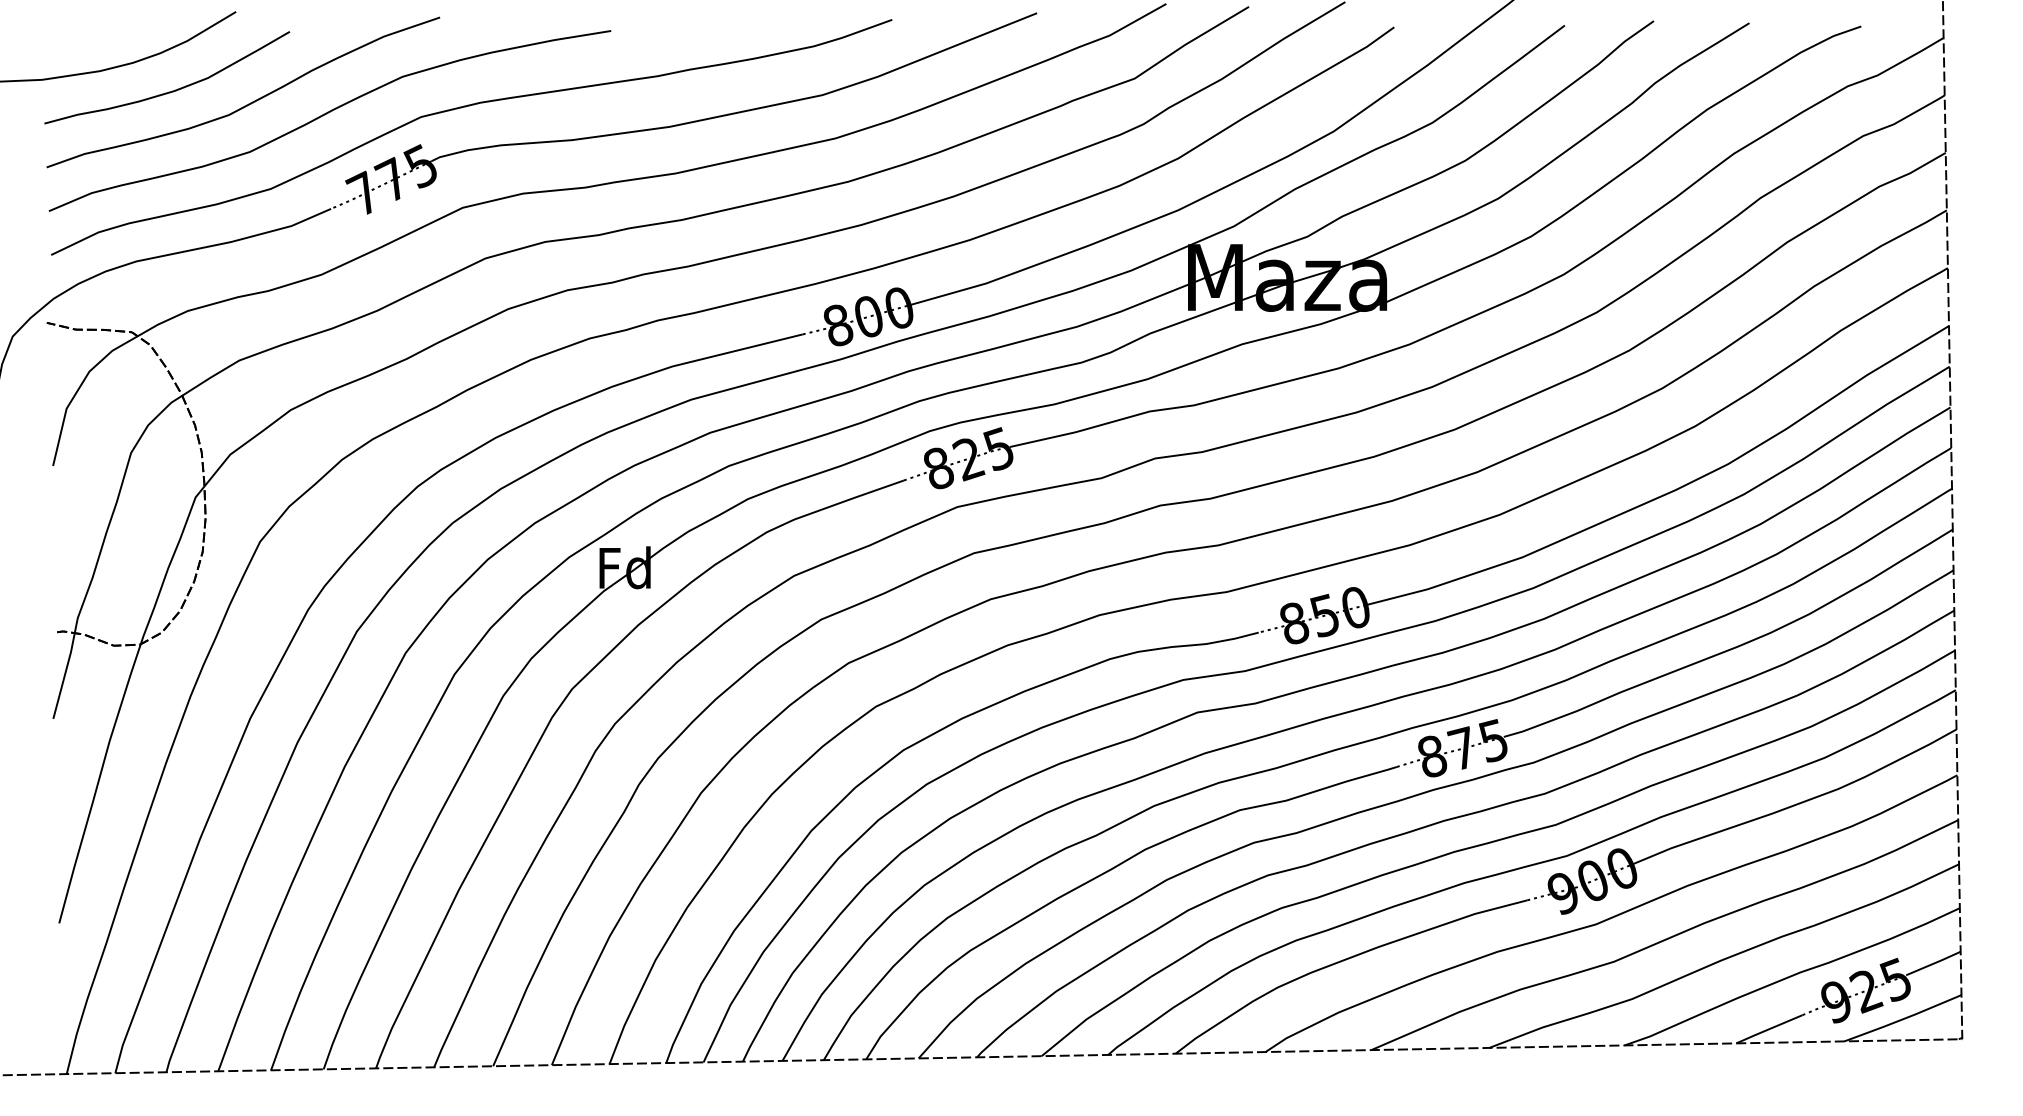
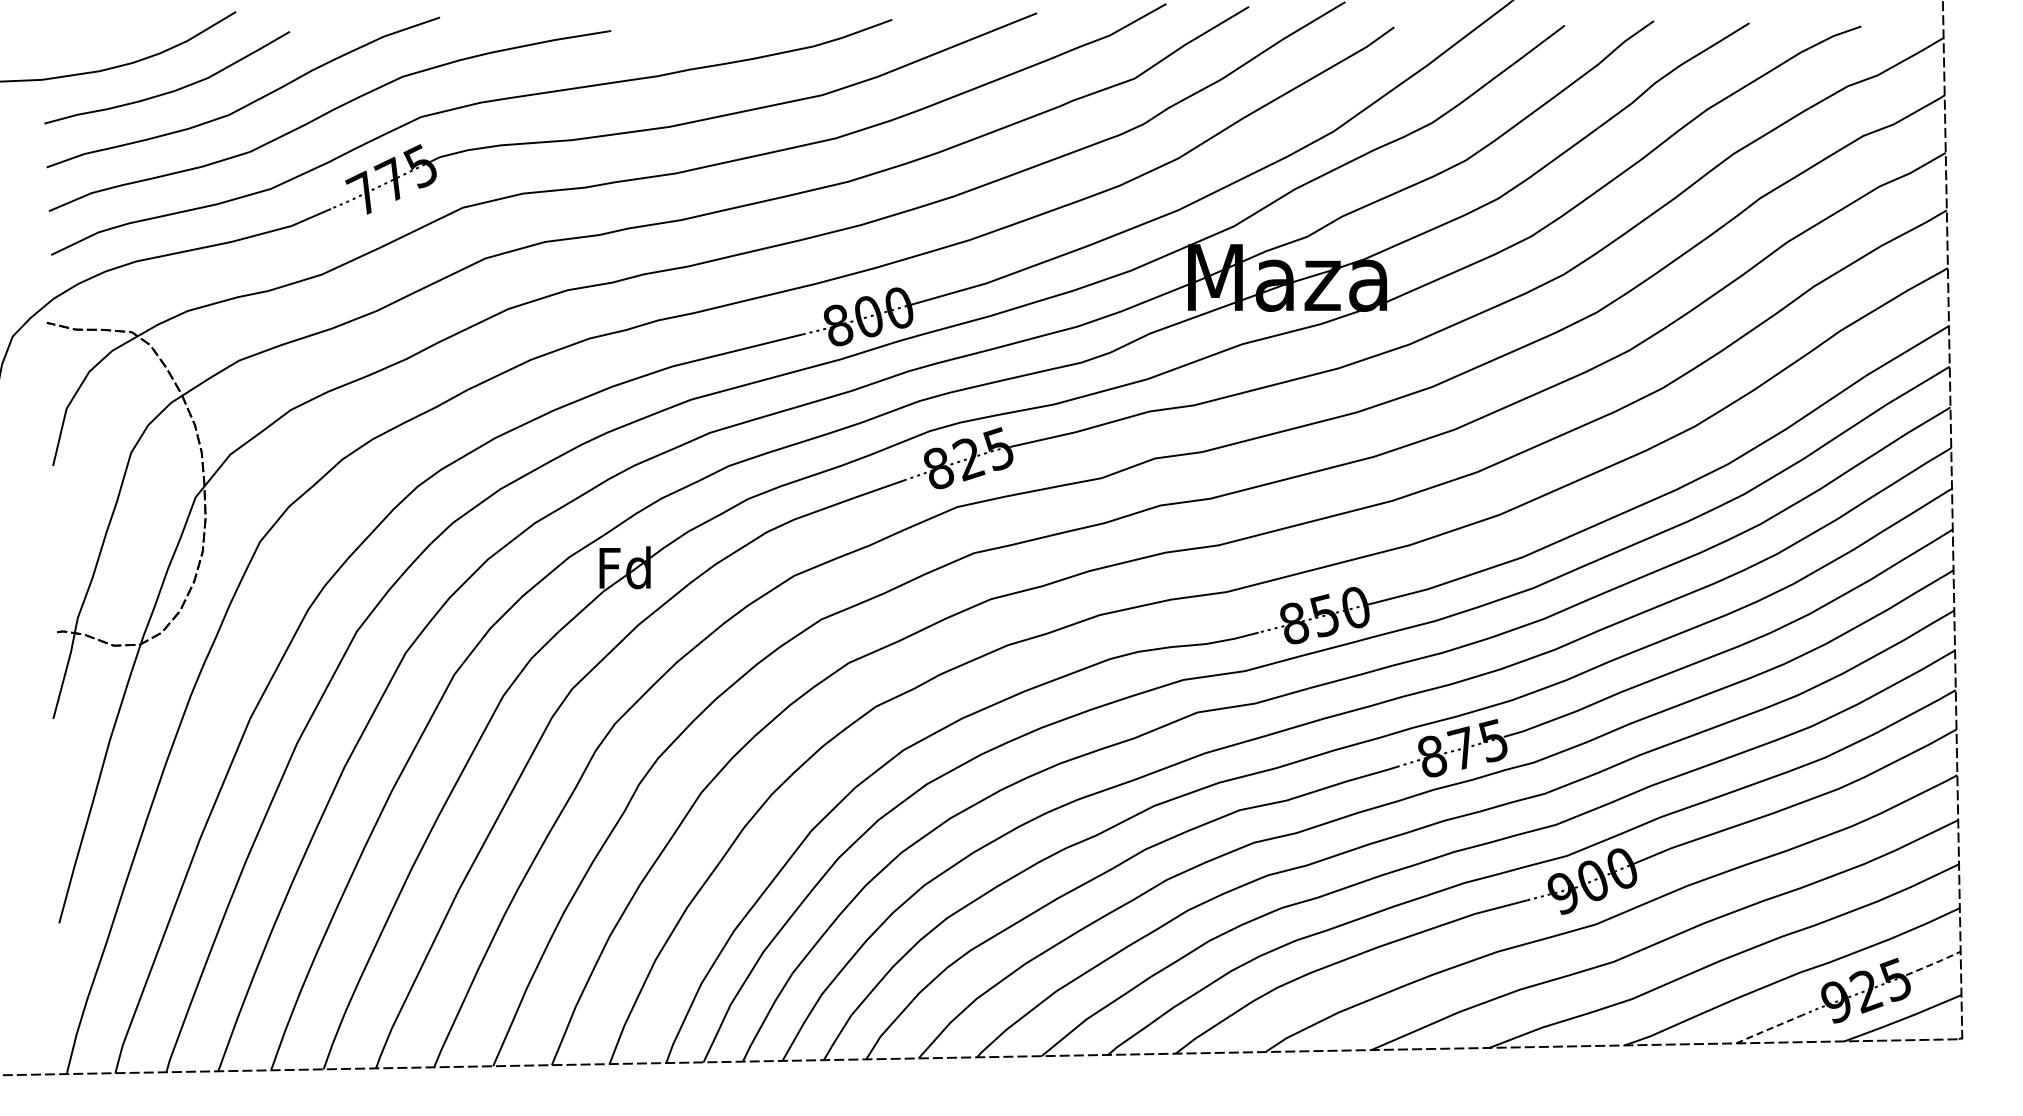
line: solid -> dashed (1934, 963)
line: solid -> dashed (1768, 1029)
